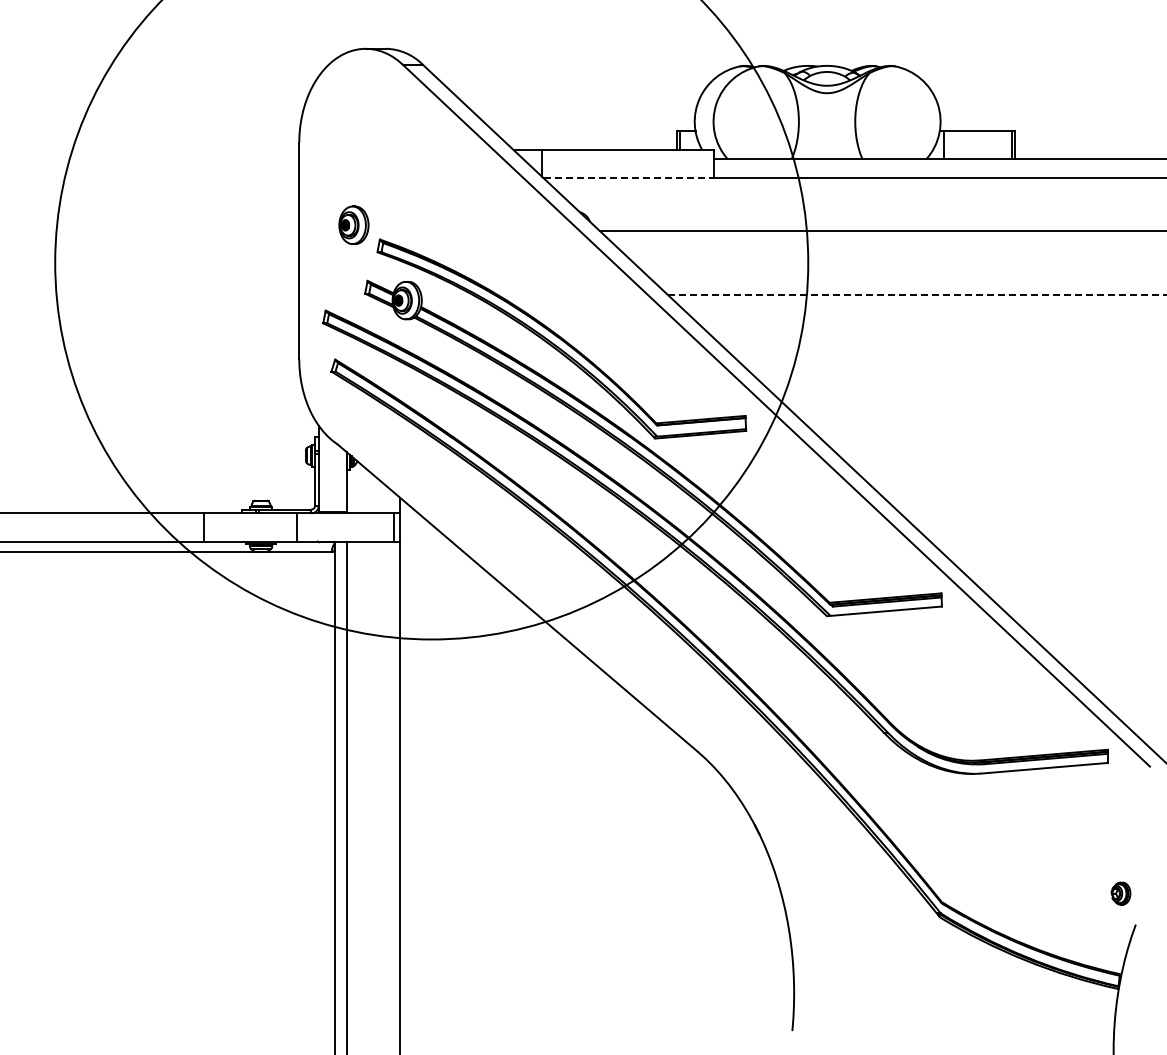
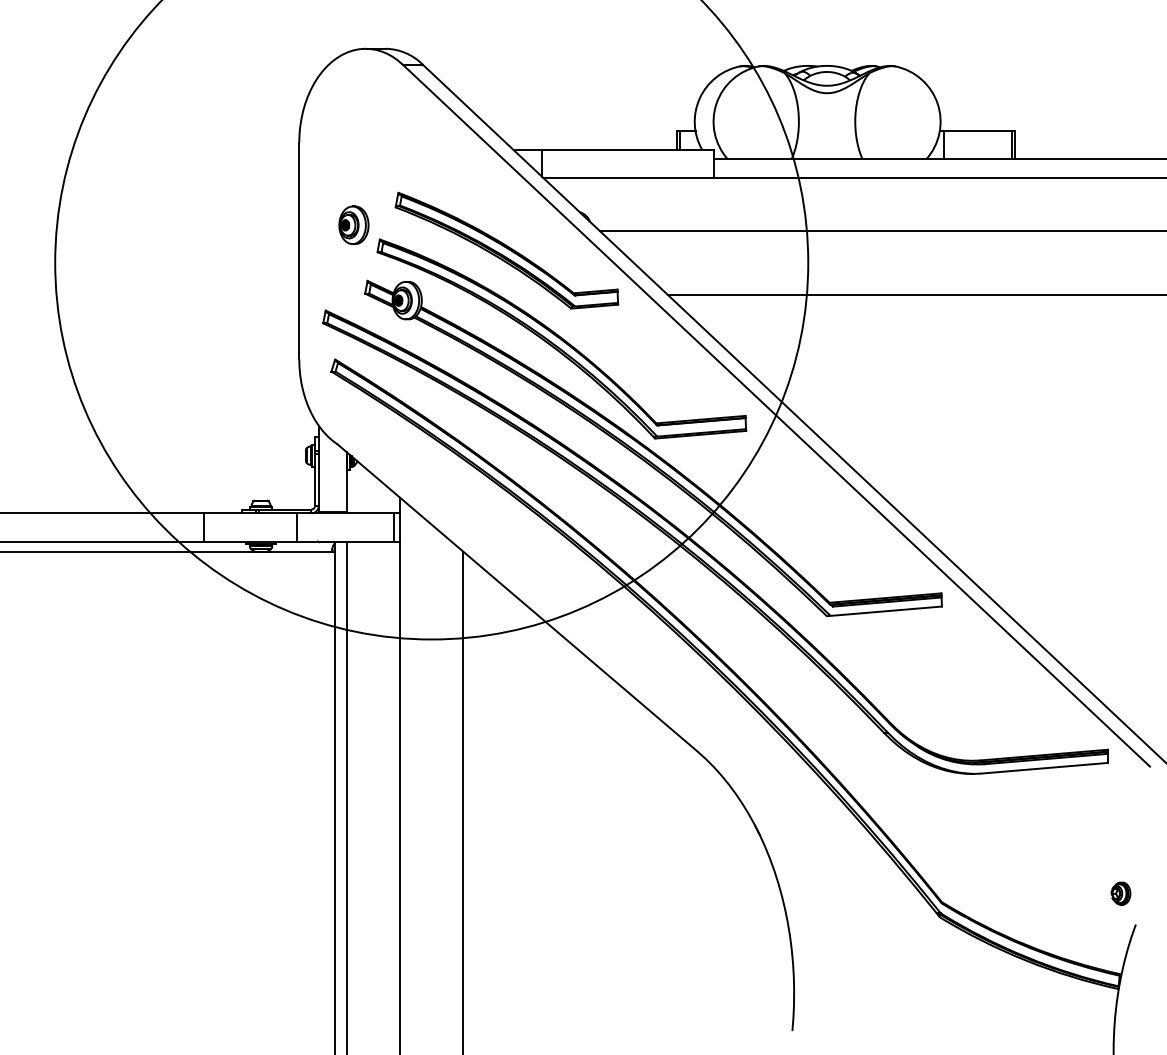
line: dashed -> solid (629, 178)
part: none -> present (506, 250)
line: dashed -> solid (917, 294)
line: none -> present (463, 801)
